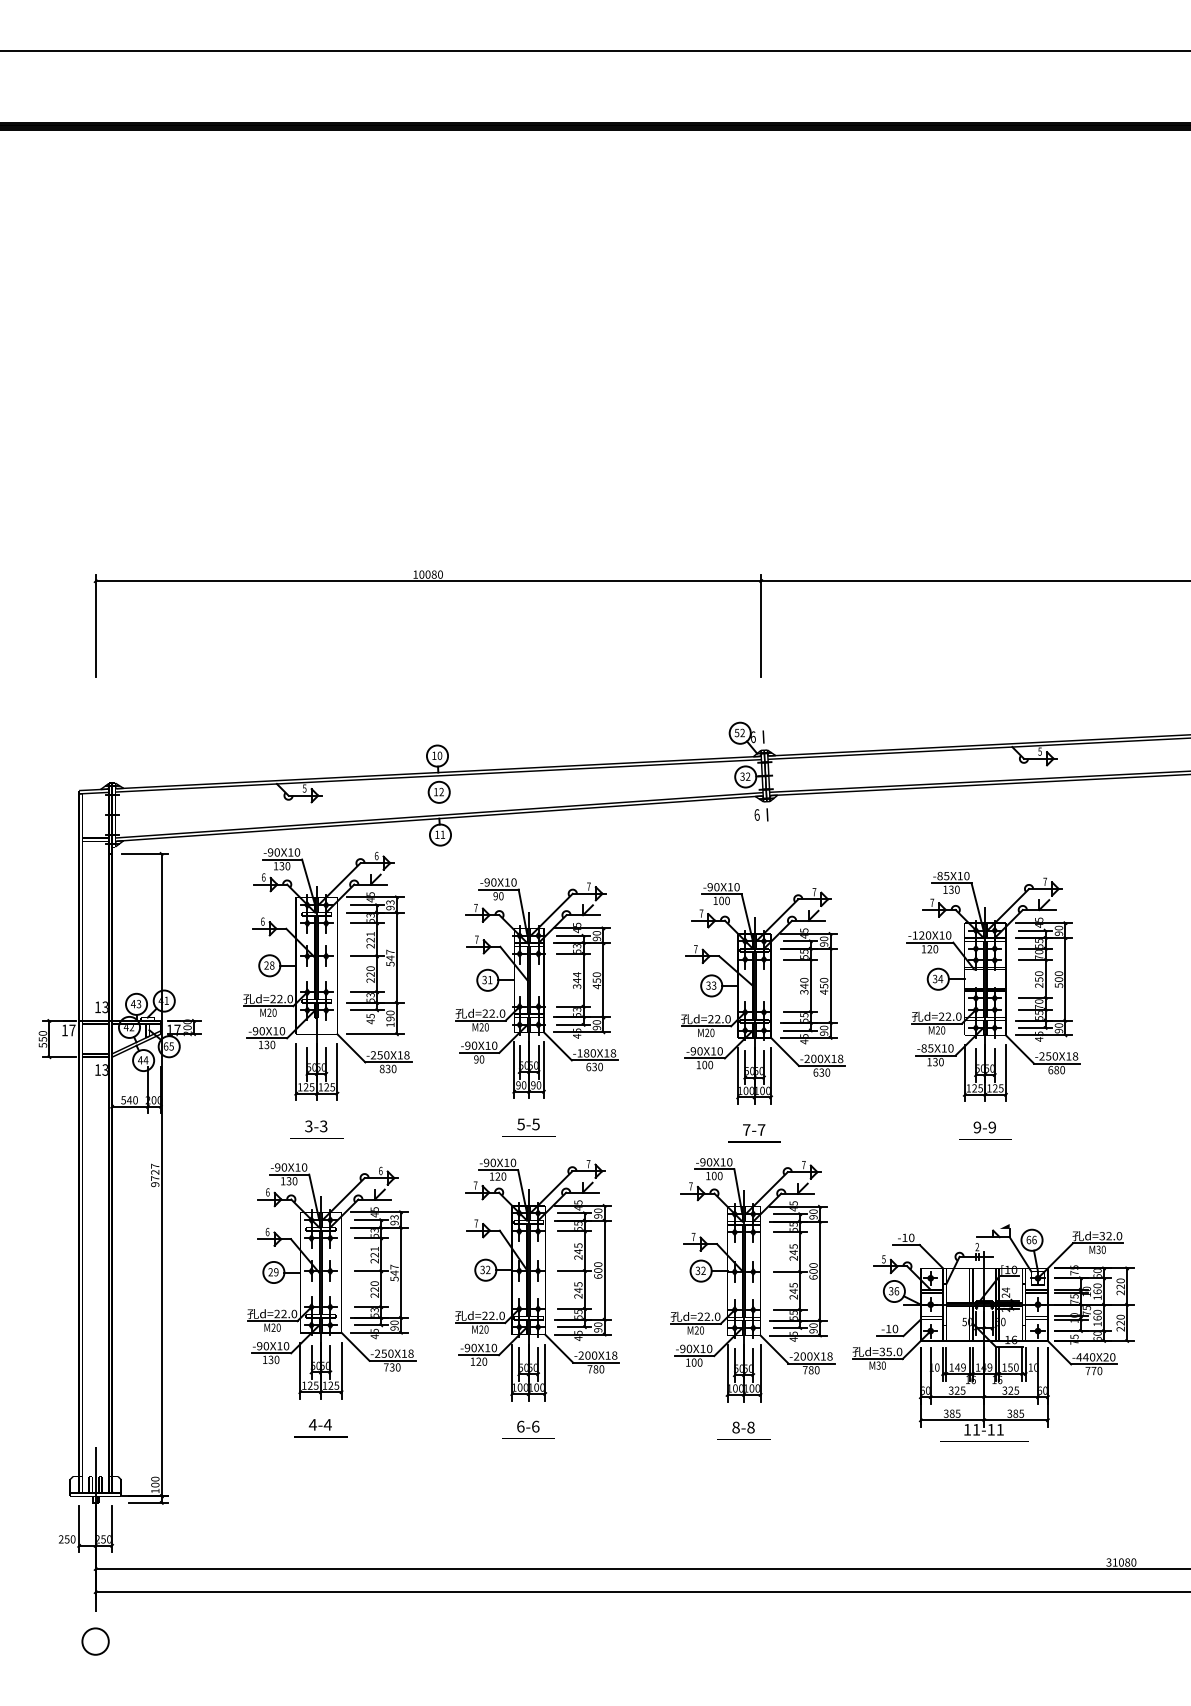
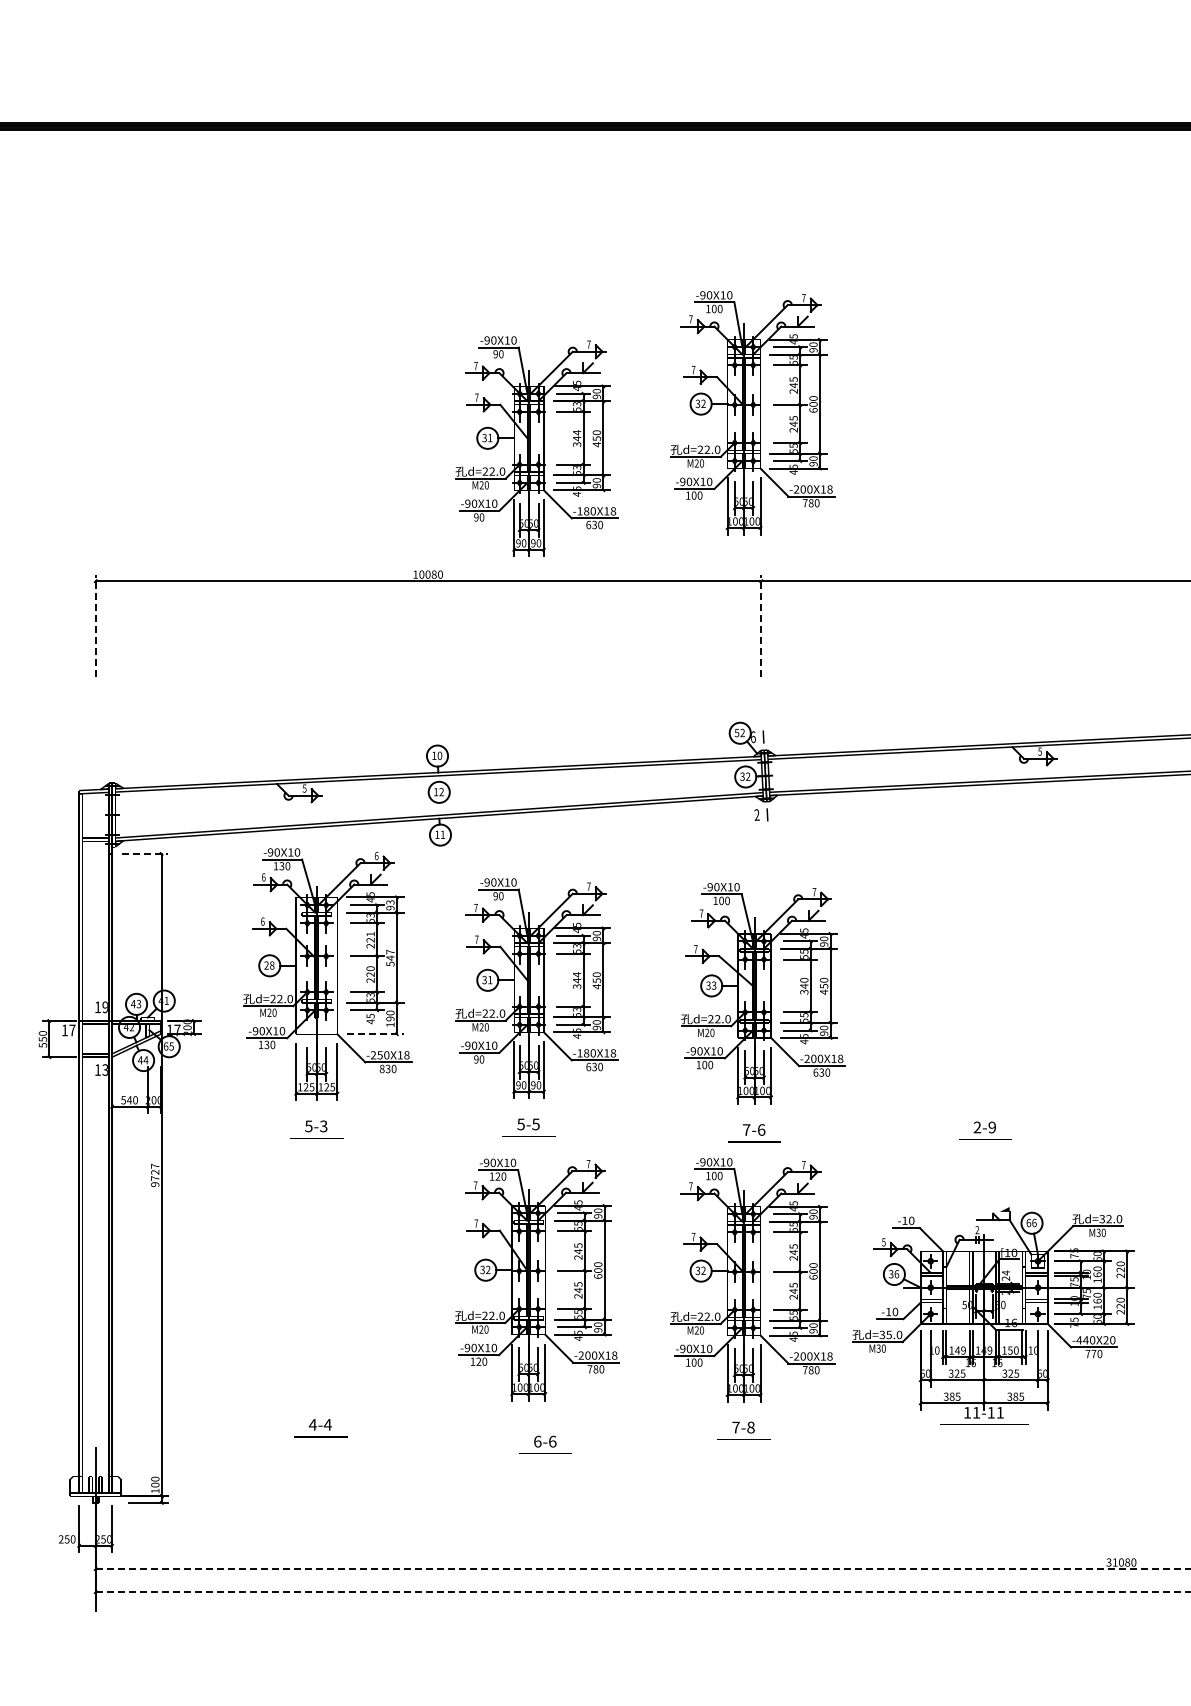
line: present -> none (594, 51)
part: none -> present (752, 413)
part: none -> present (536, 446)
line: solid -> dashed (95, 625)
line: solid -> dashed (761, 625)
text: 6 -> 2 (756, 814)
line: solid -> dashed (145, 853)
part: present -> none (993, 986)
text: 13 -> 19 (104, 1007)
line: solid -> dashed (375, 1034)
text: 3-3 -> 5-3 (308, 1125)
text: 9-9 -> 2-9 (977, 1127)
text: 7-7 -> 7-6 (761, 1129)
part: present -> none (331, 1281)
part position: (993, 1332) -> (993, 1315) (993, 1315)
text: 8-8 -> 7-8 (735, 1427)
text position: (528, 1429) -> (545, 1444) (545, 1444)
line: solid -> dashed (643, 1568)
line: solid -> dashed (643, 1592)
circle: present -> none (95, 1641)
